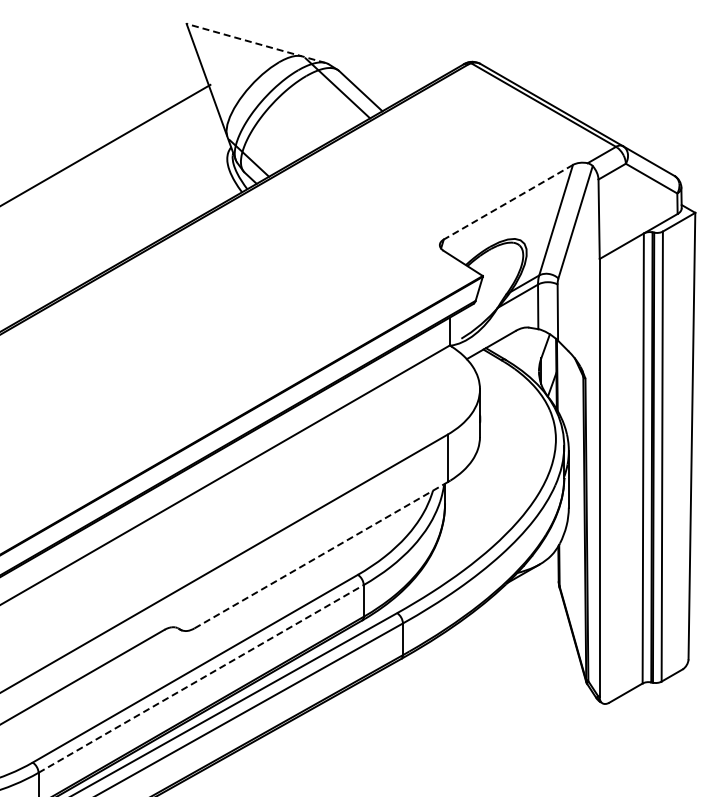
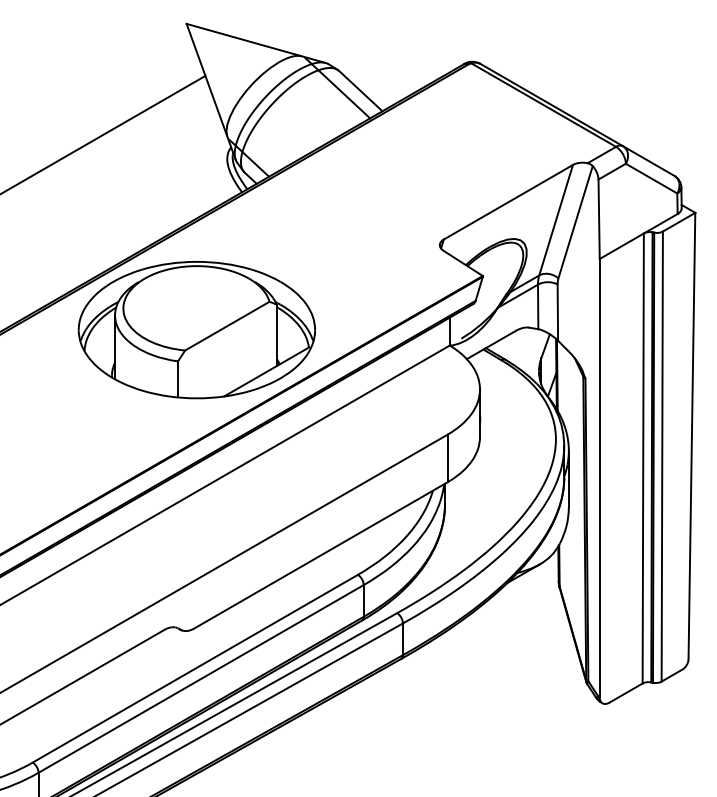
line: dashed -> solid (255, 43)
line position: (106, 144) -> (103, 133) (103, 133)
line: dashed -> solid (508, 202)
part: none -> present (196, 330)
line: dashed -> solid (321, 555)
line: dashed -> solid (201, 678)
